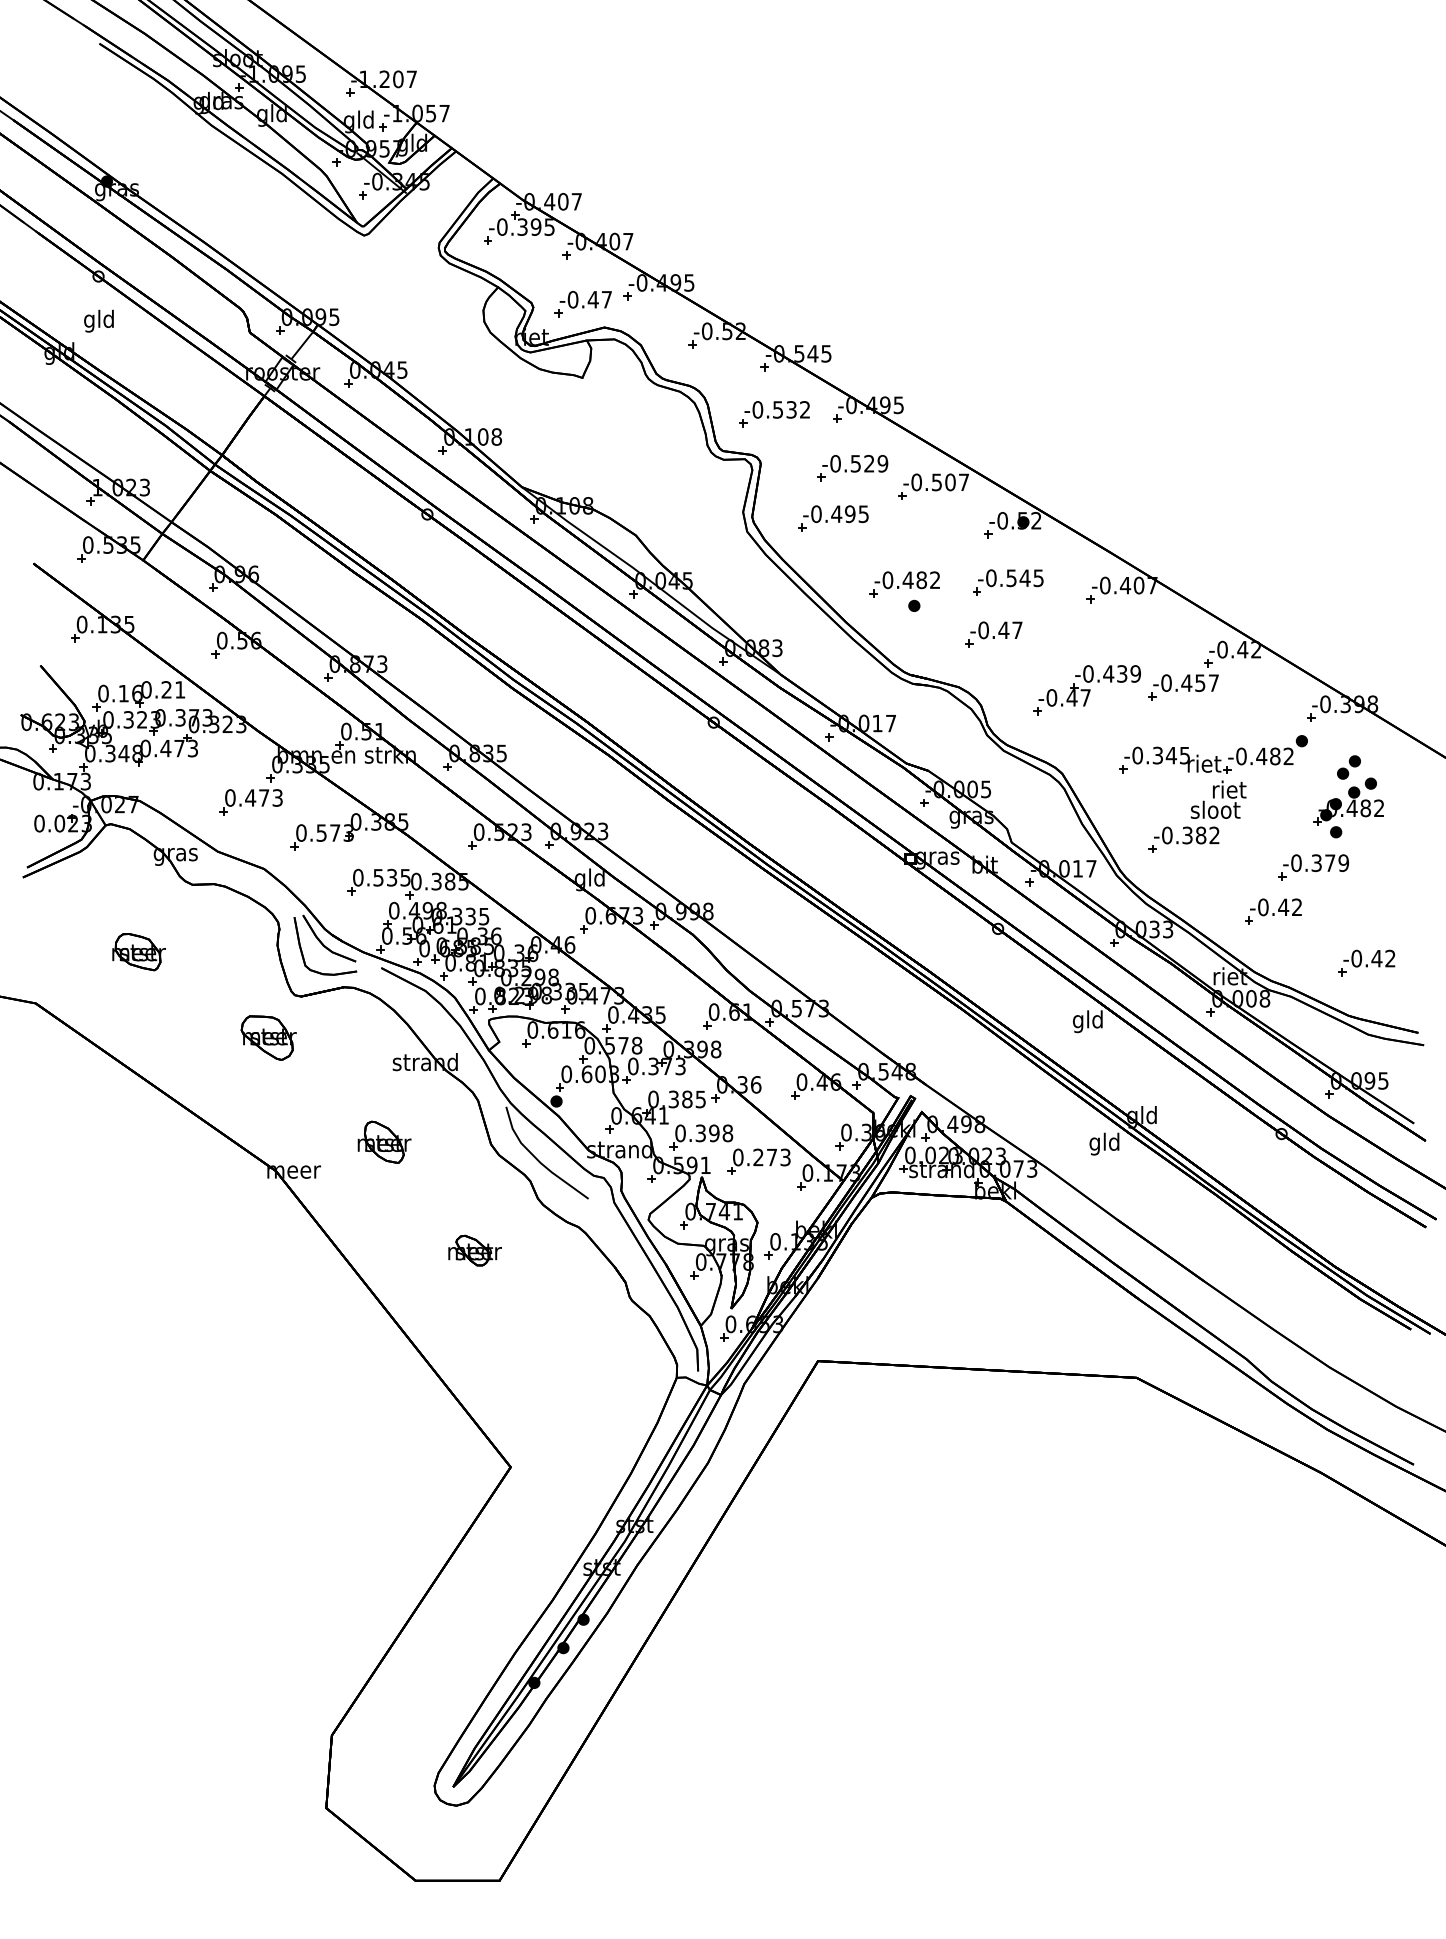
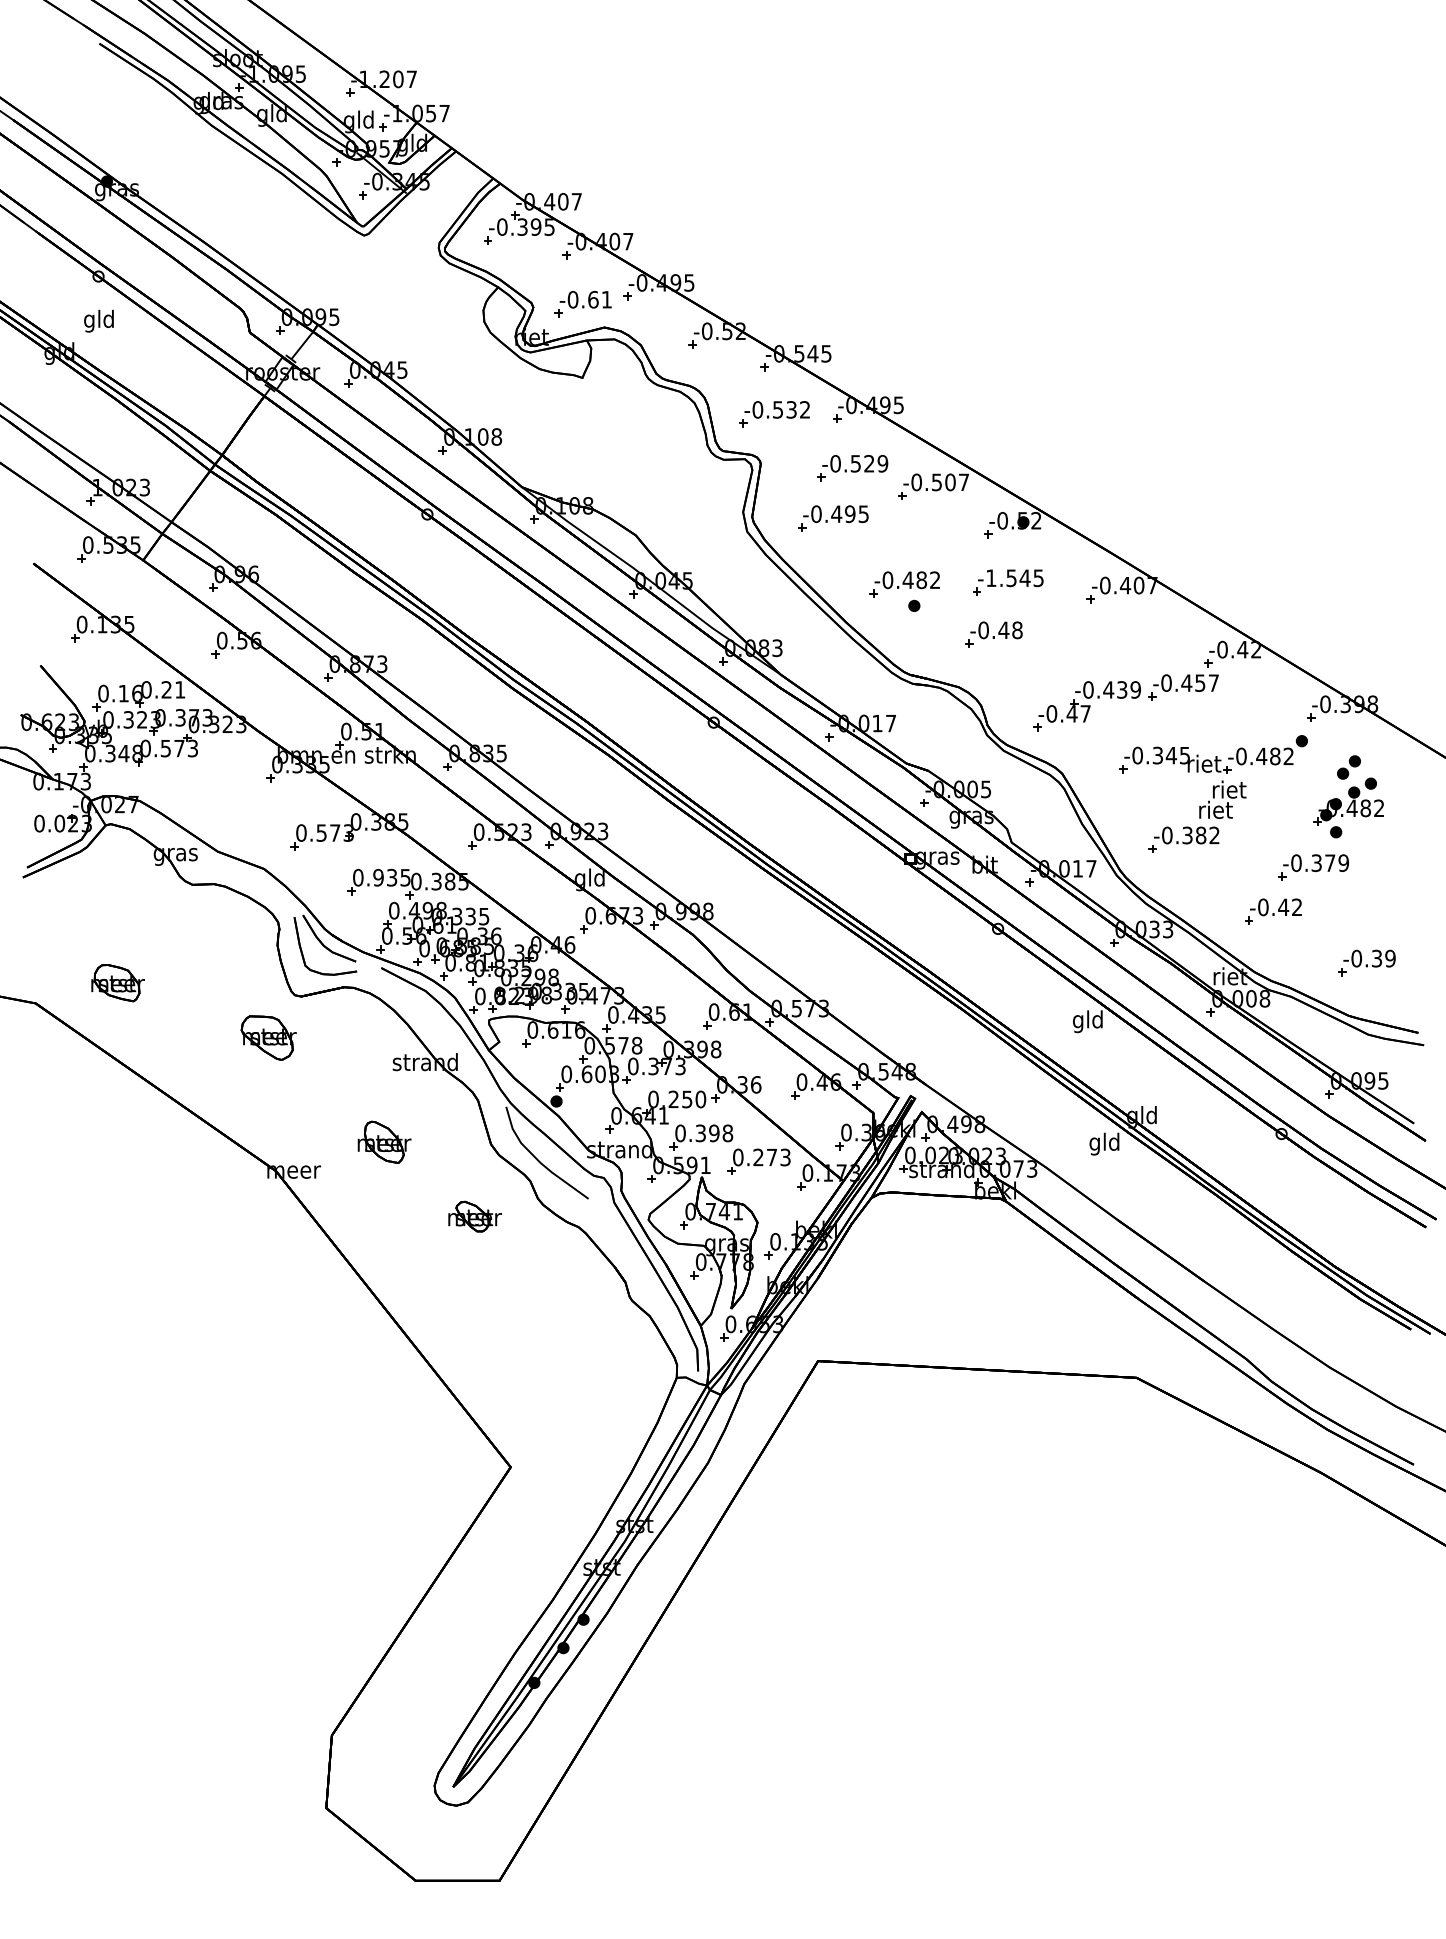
text: -0.47 -> -0.61 (599, 299)
text: -0.545 -> -1.545 (991, 578)
text: -0.47 -> -0.48 (1017, 630)
part position: (1086, 690) -> (1086, 706) (1086, 706)
text: 0.473 -> 0.573 (165, 748)
part: present -> none (250, 802)
text: sloot -> riet (1215, 809)
text: 0.535 -> 0.935 (378, 877)
part position: (138, 952) -> (117, 983) (117, 983)
text: -0.42 -> -0.39 (1383, 958)
text: 0.385 -> 0.250 (687, 1099)
part position: (474, 1250) -> (474, 1216) (474, 1216)
